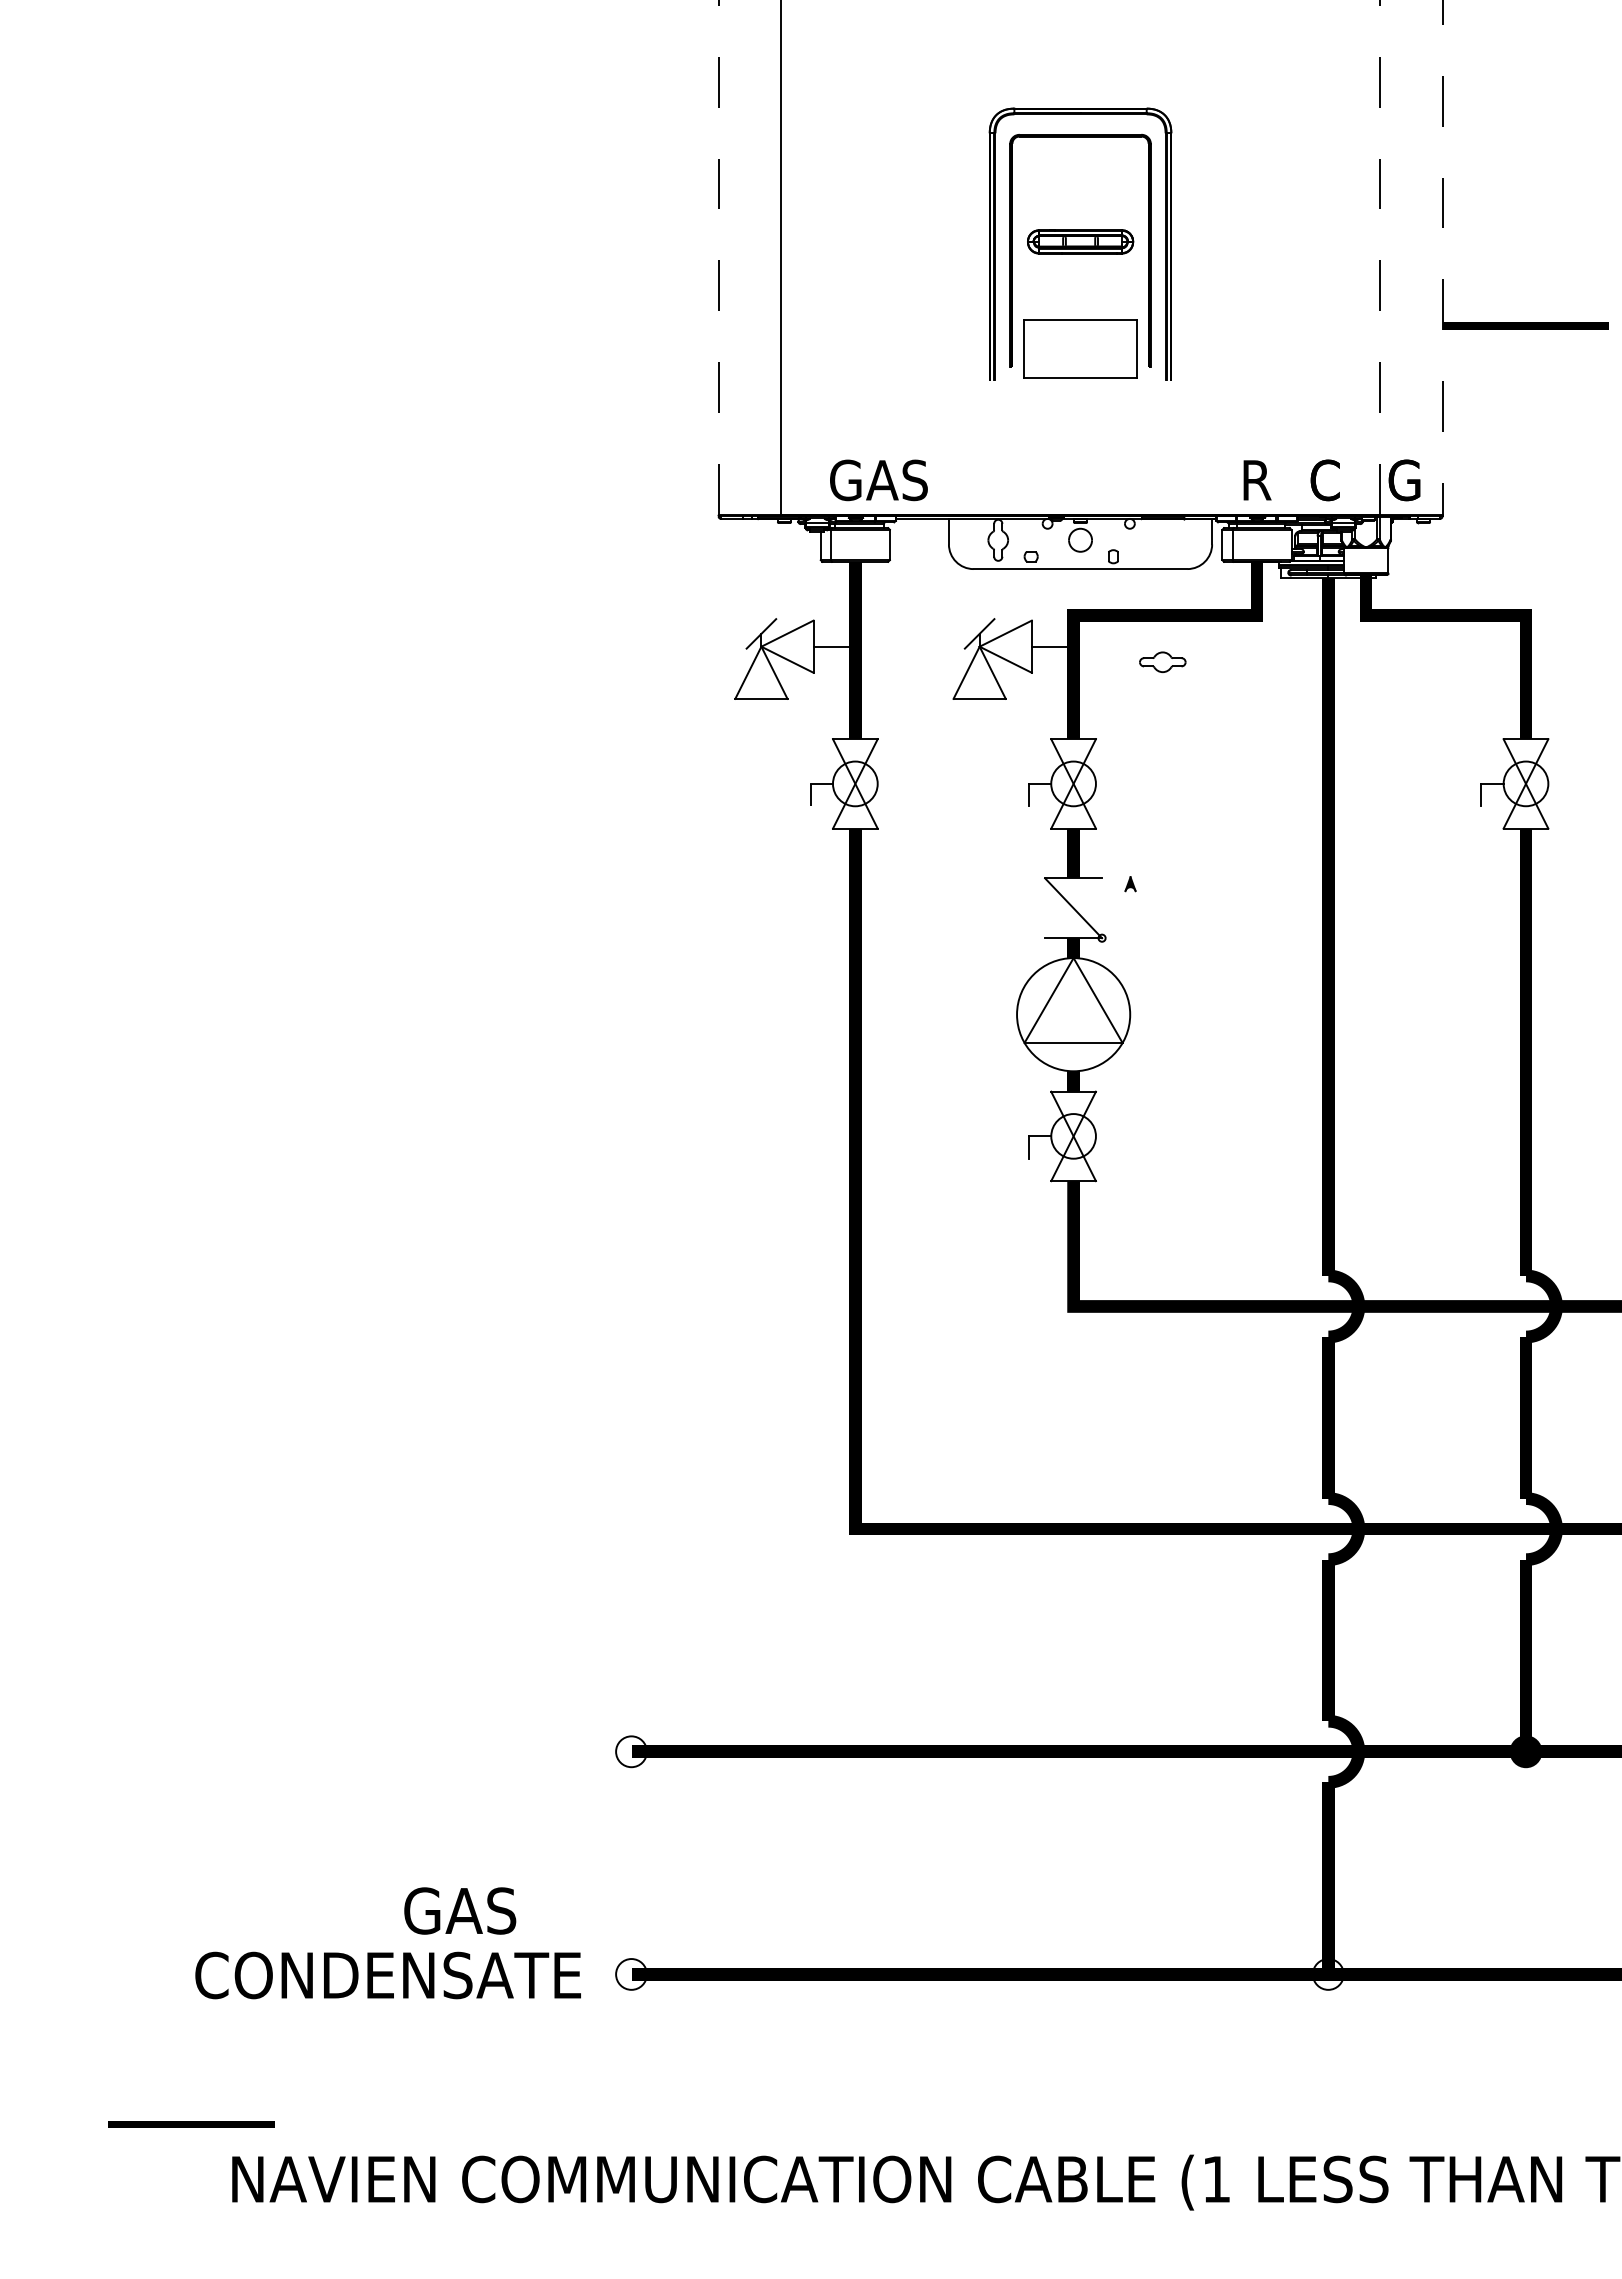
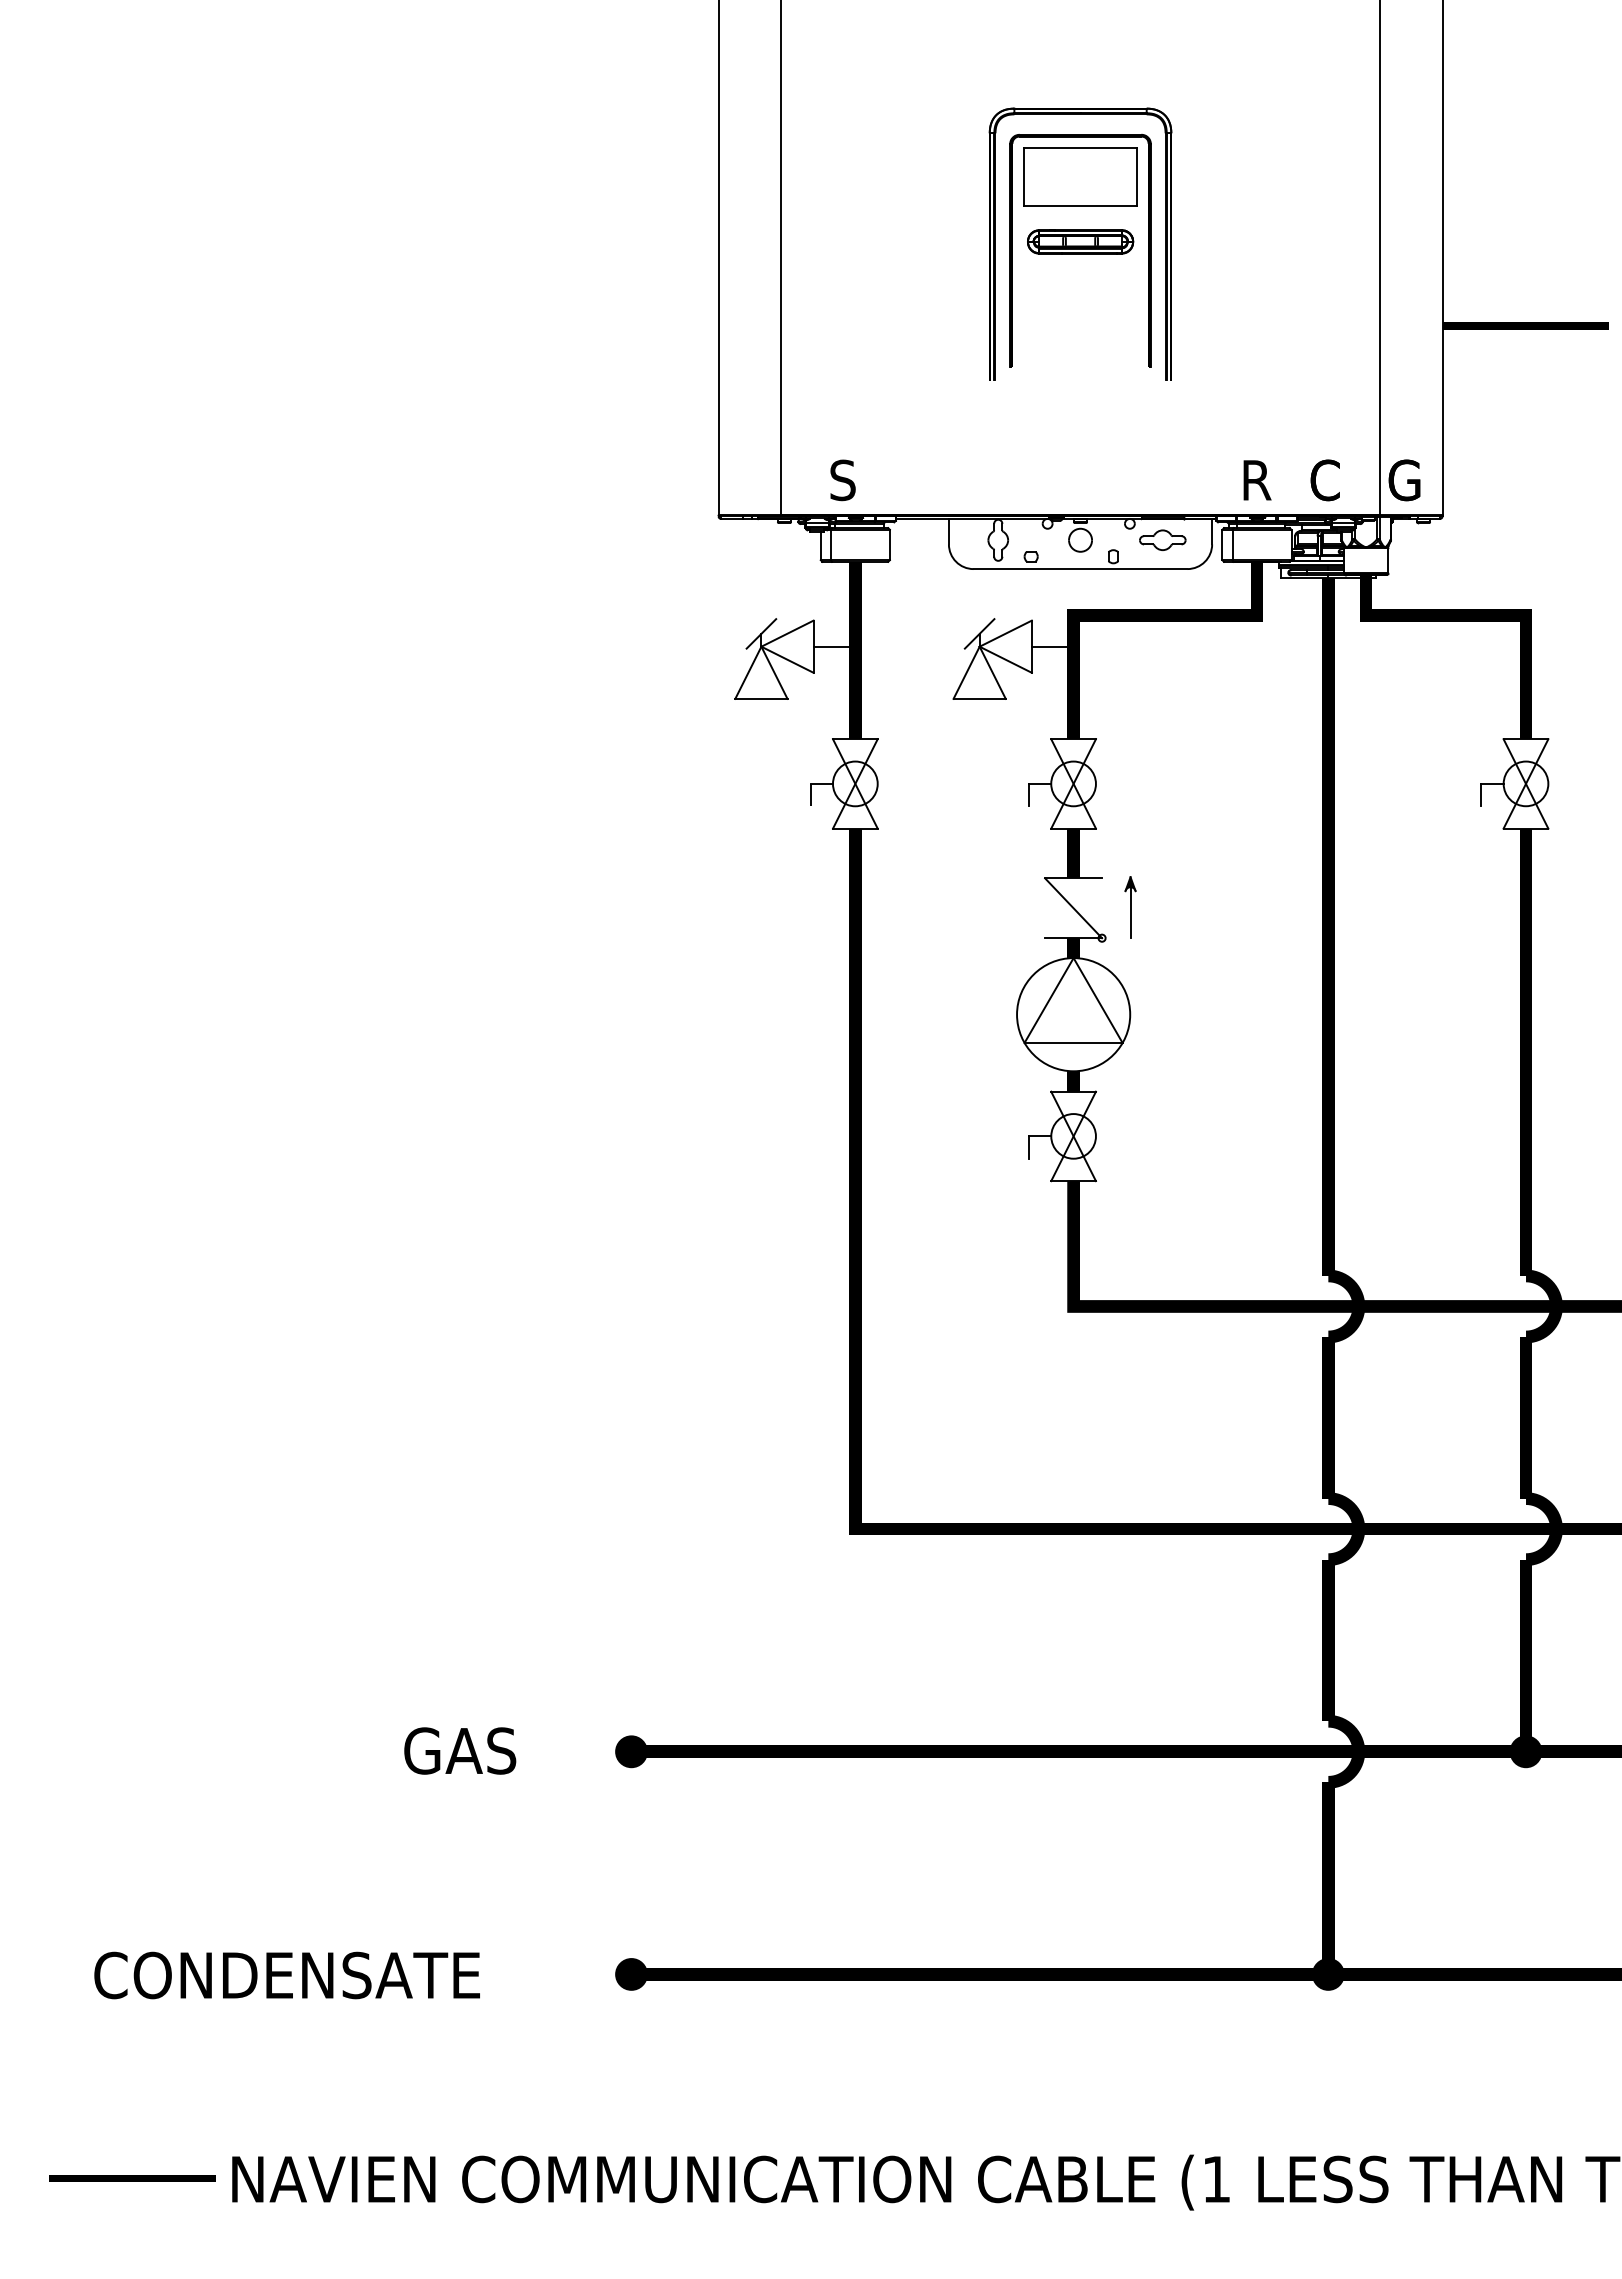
line: dashed -> solid (718, 256)
line: dashed -> solid (1380, 256)
line: dashed -> solid (1442, 257)
part position: (1080, 348) -> (1080, 176) (1080, 176)
text: GAS -> S (878, 480)
part position: (1162, 661) -> (1162, 539) (1162, 539)
line: none -> present (1130, 912)
fill: none -> present (631, 1751)
text position: (460, 1910) -> (460, 1750) (460, 1750)
fill: none -> present (631, 1974)
fill: none -> present (1327, 1974)
text position: (387, 1975) -> (286, 1975) (286, 1975)
line position: (191, 2124) -> (132, 2178) (132, 2178)
